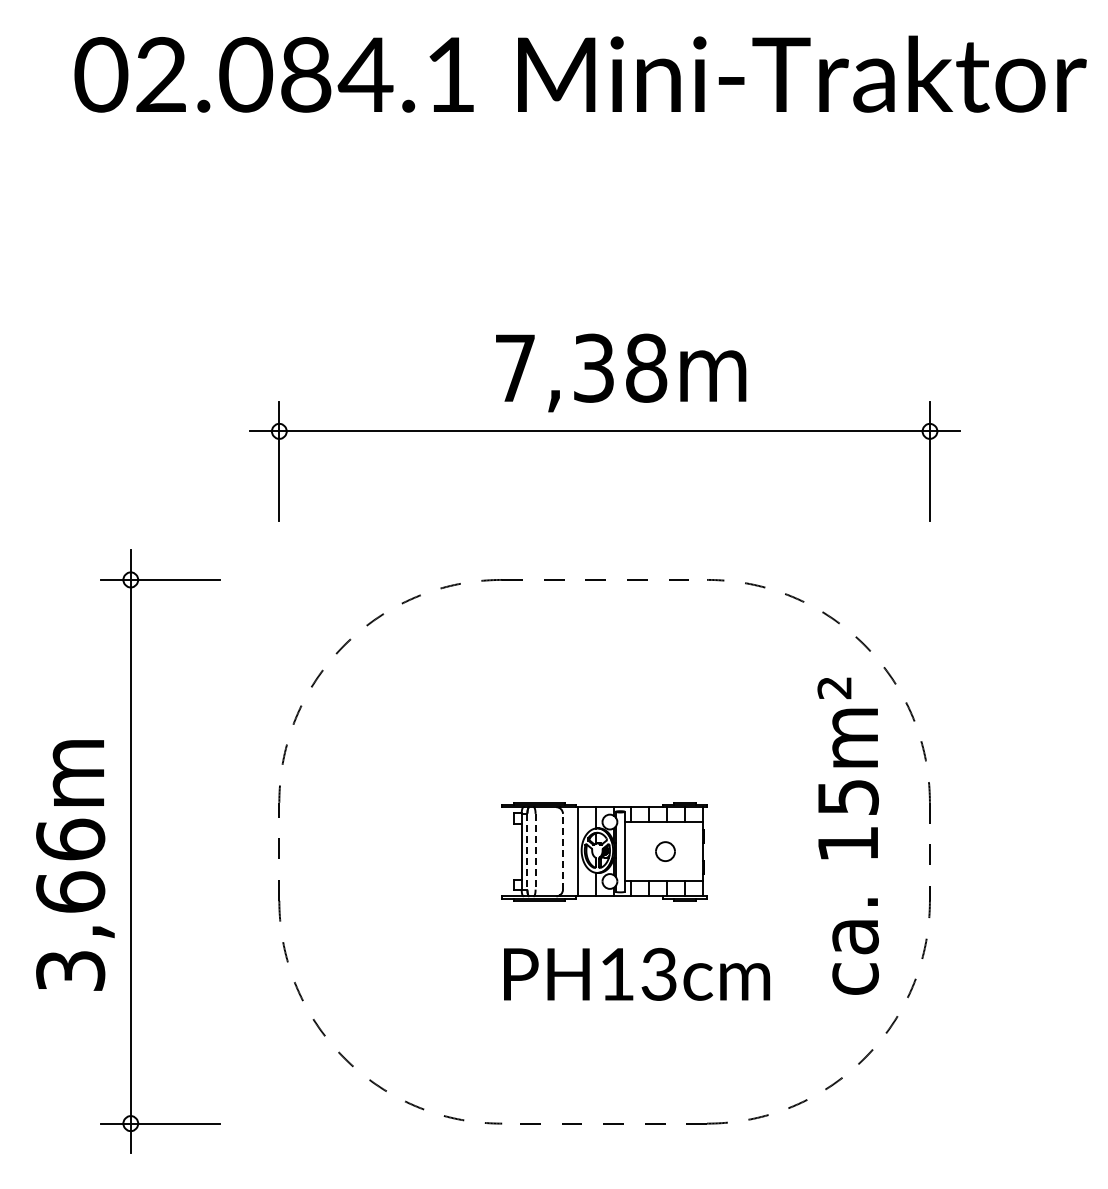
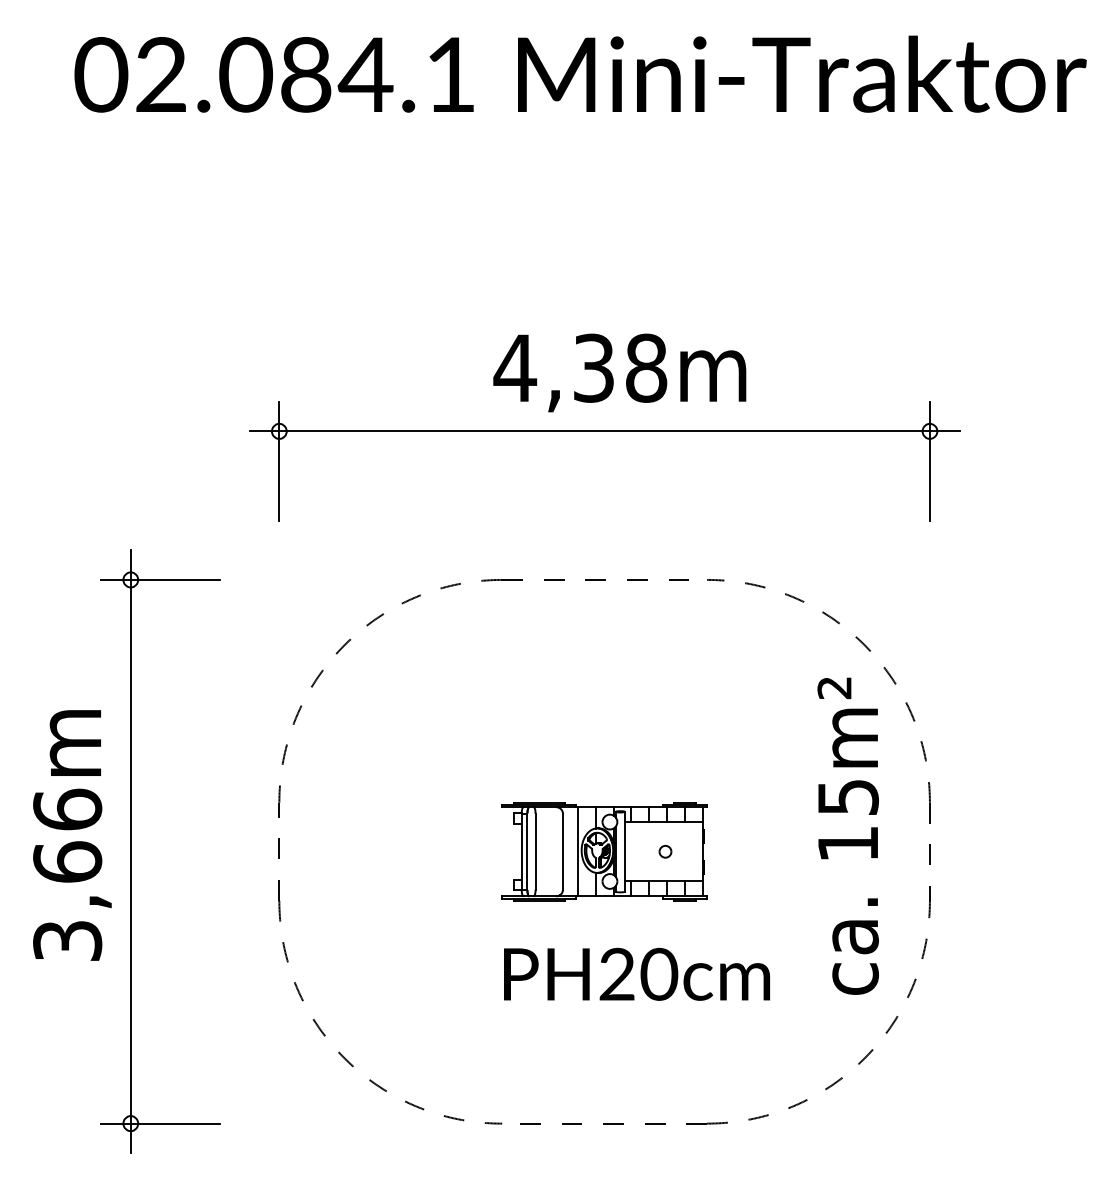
text: 7,38m -> 4,38m (515, 367)
line: dashed -> solid (527, 851)
line: dashed -> solid (535, 851)
line: dashed -> solid (563, 851)
part size: 21x21 px -> 15x14 px (665, 851)
text position: (75, 865) -> (72, 835) (72, 835)
text: PH13cm -> PH20cm (638, 973)
